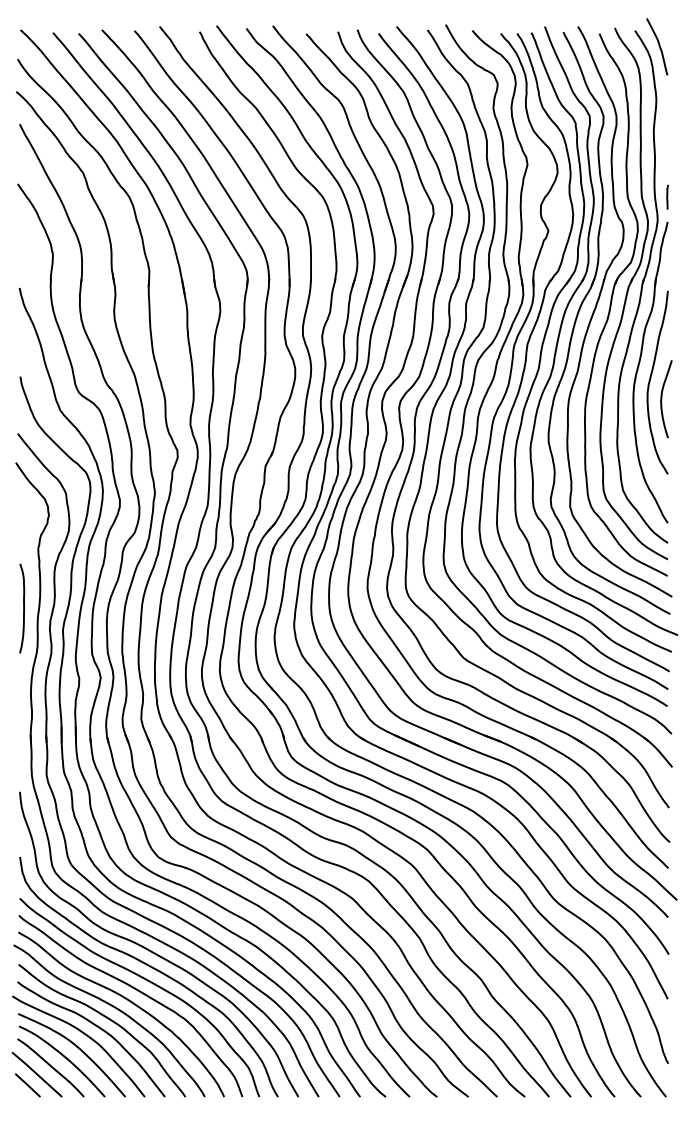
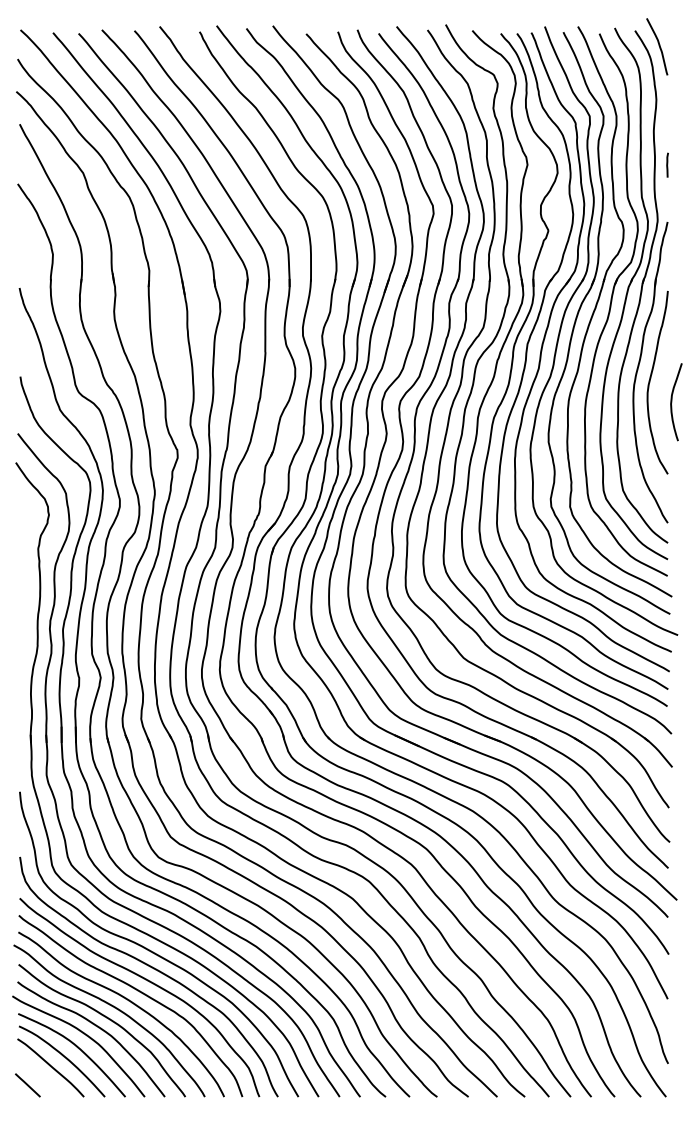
line position: (667, 196) -> (667, 164) (667, 164)
curve position: (662, 399) -> (672, 402) (672, 402)
curve: present -> none (23, 608)
line: present -> none (36, 1074)
